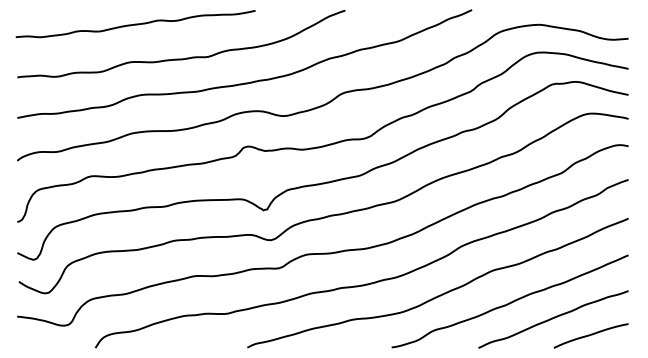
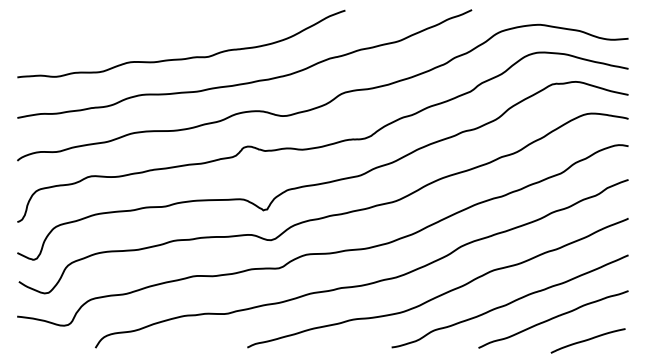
curve: present -> none (135, 24)
curve position: (590, 335) -> (587, 340) (587, 340)
